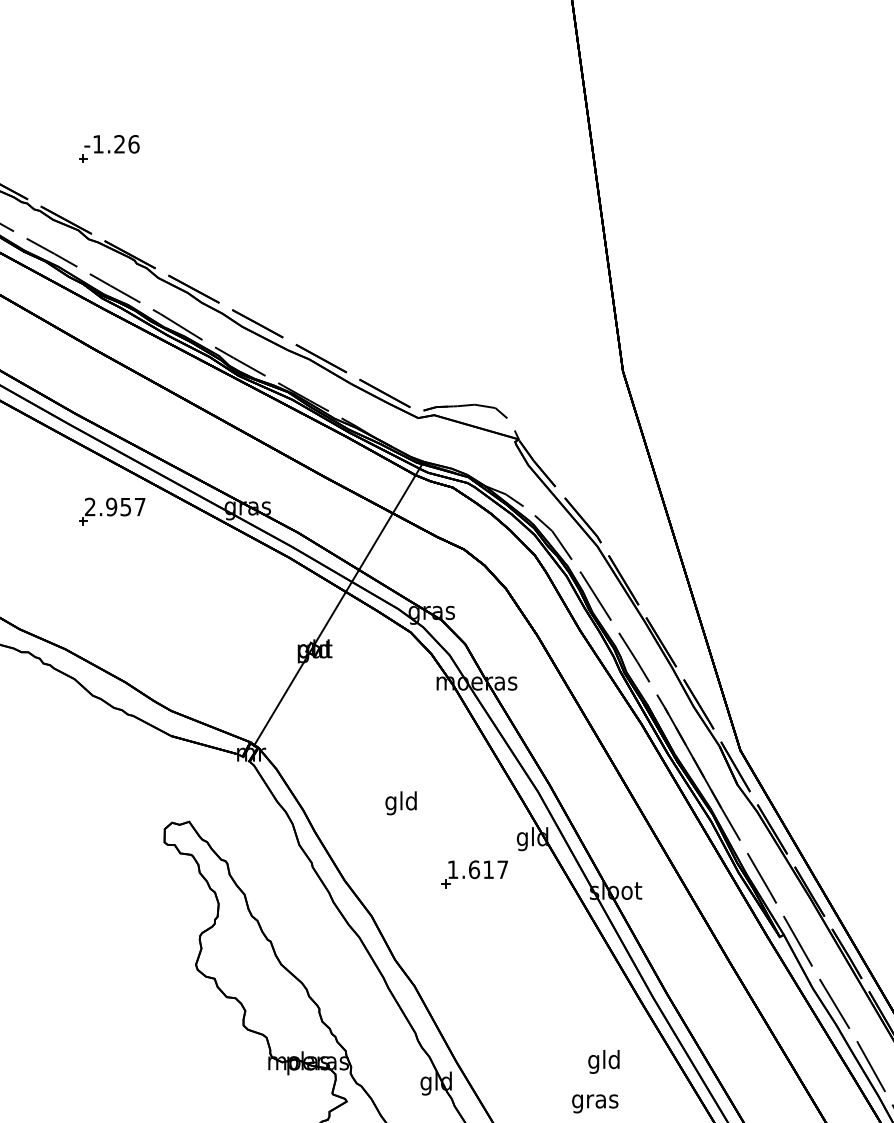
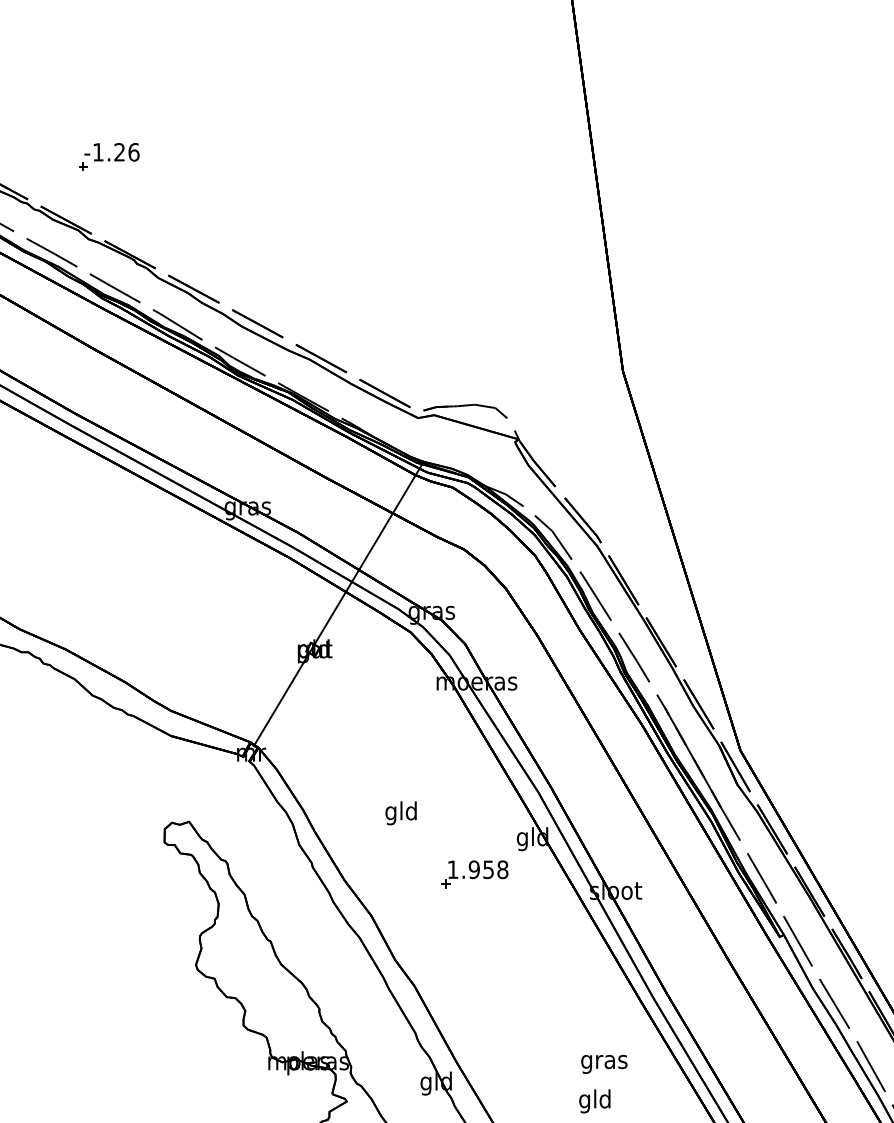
part position: (109, 148) -> (109, 156) (109, 156)
part: present -> none (112, 511)
text position: (400, 803) -> (400, 813) (400, 813)
text: 1.617 -> 1.958 (488, 869)
text: gld -> gras (604, 1061)
text: gras -> gld (595, 1101)
